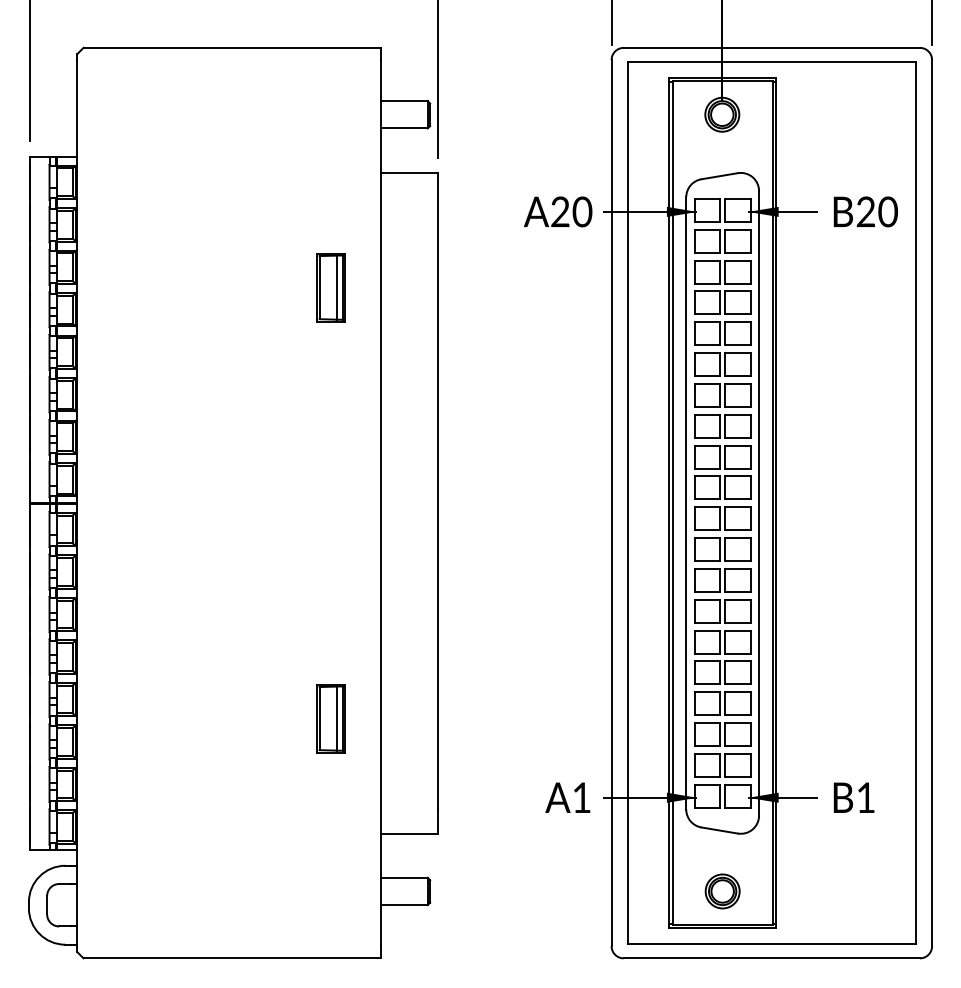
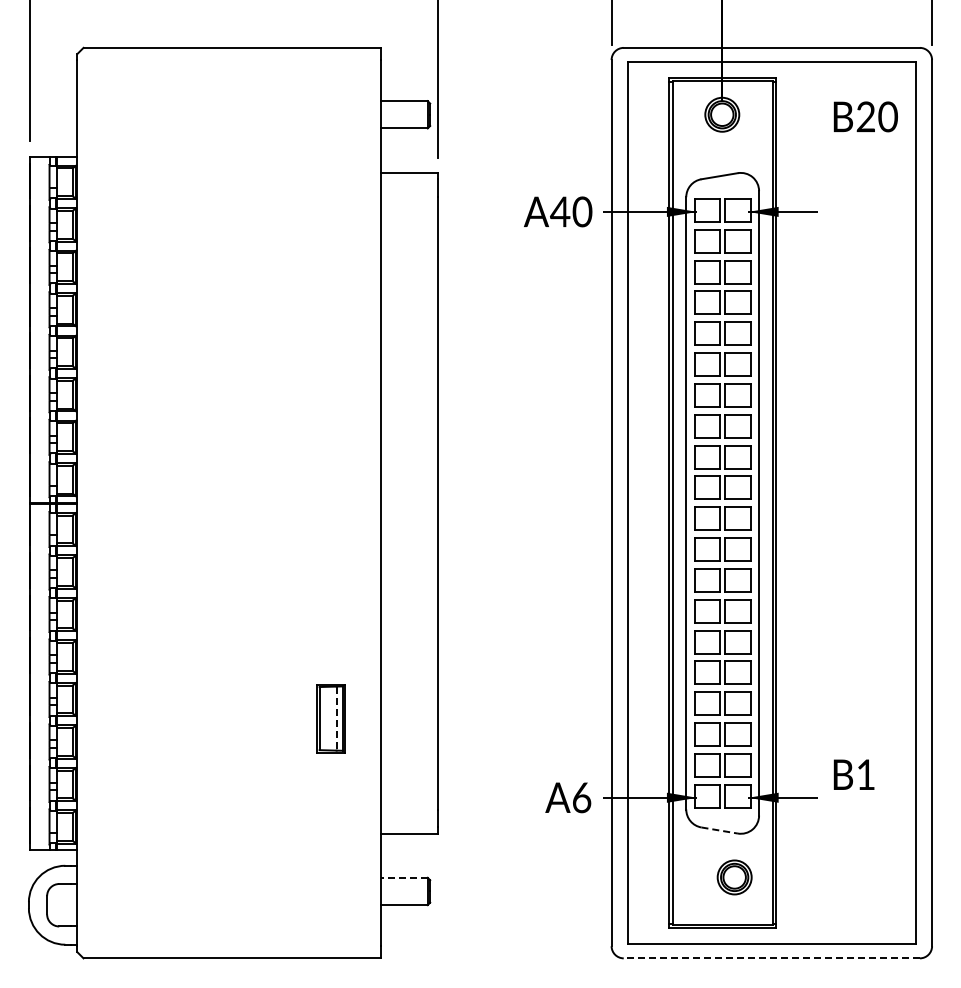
text: A20 -> A40 (560, 211)
text position: (865, 211) -> (865, 116) (865, 116)
part: present -> none (330, 287)
line: solid -> dashed (336, 719)
text: A1 -> A6 (582, 797)
text position: (853, 797) -> (853, 774) (853, 774)
line: solid -> dashed (720, 830)
line: solid -> dashed (403, 877)
part position: (722, 891) -> (734, 877) (734, 877)
line: solid -> dashed (771, 958)
